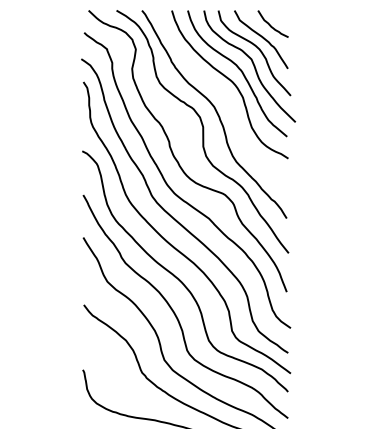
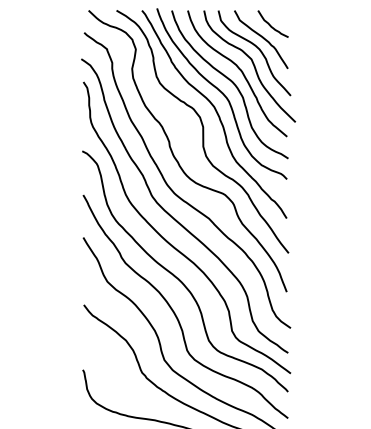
curve: none -> present (221, 93)
